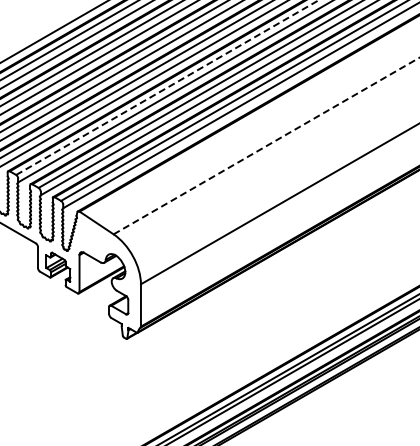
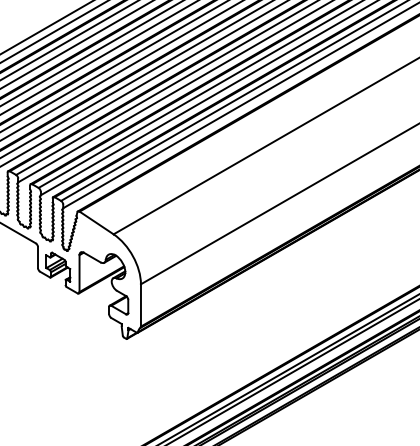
line: none -> present (46, 27)
line: dashed -> solid (167, 87)
line: dashed -> solid (266, 145)
